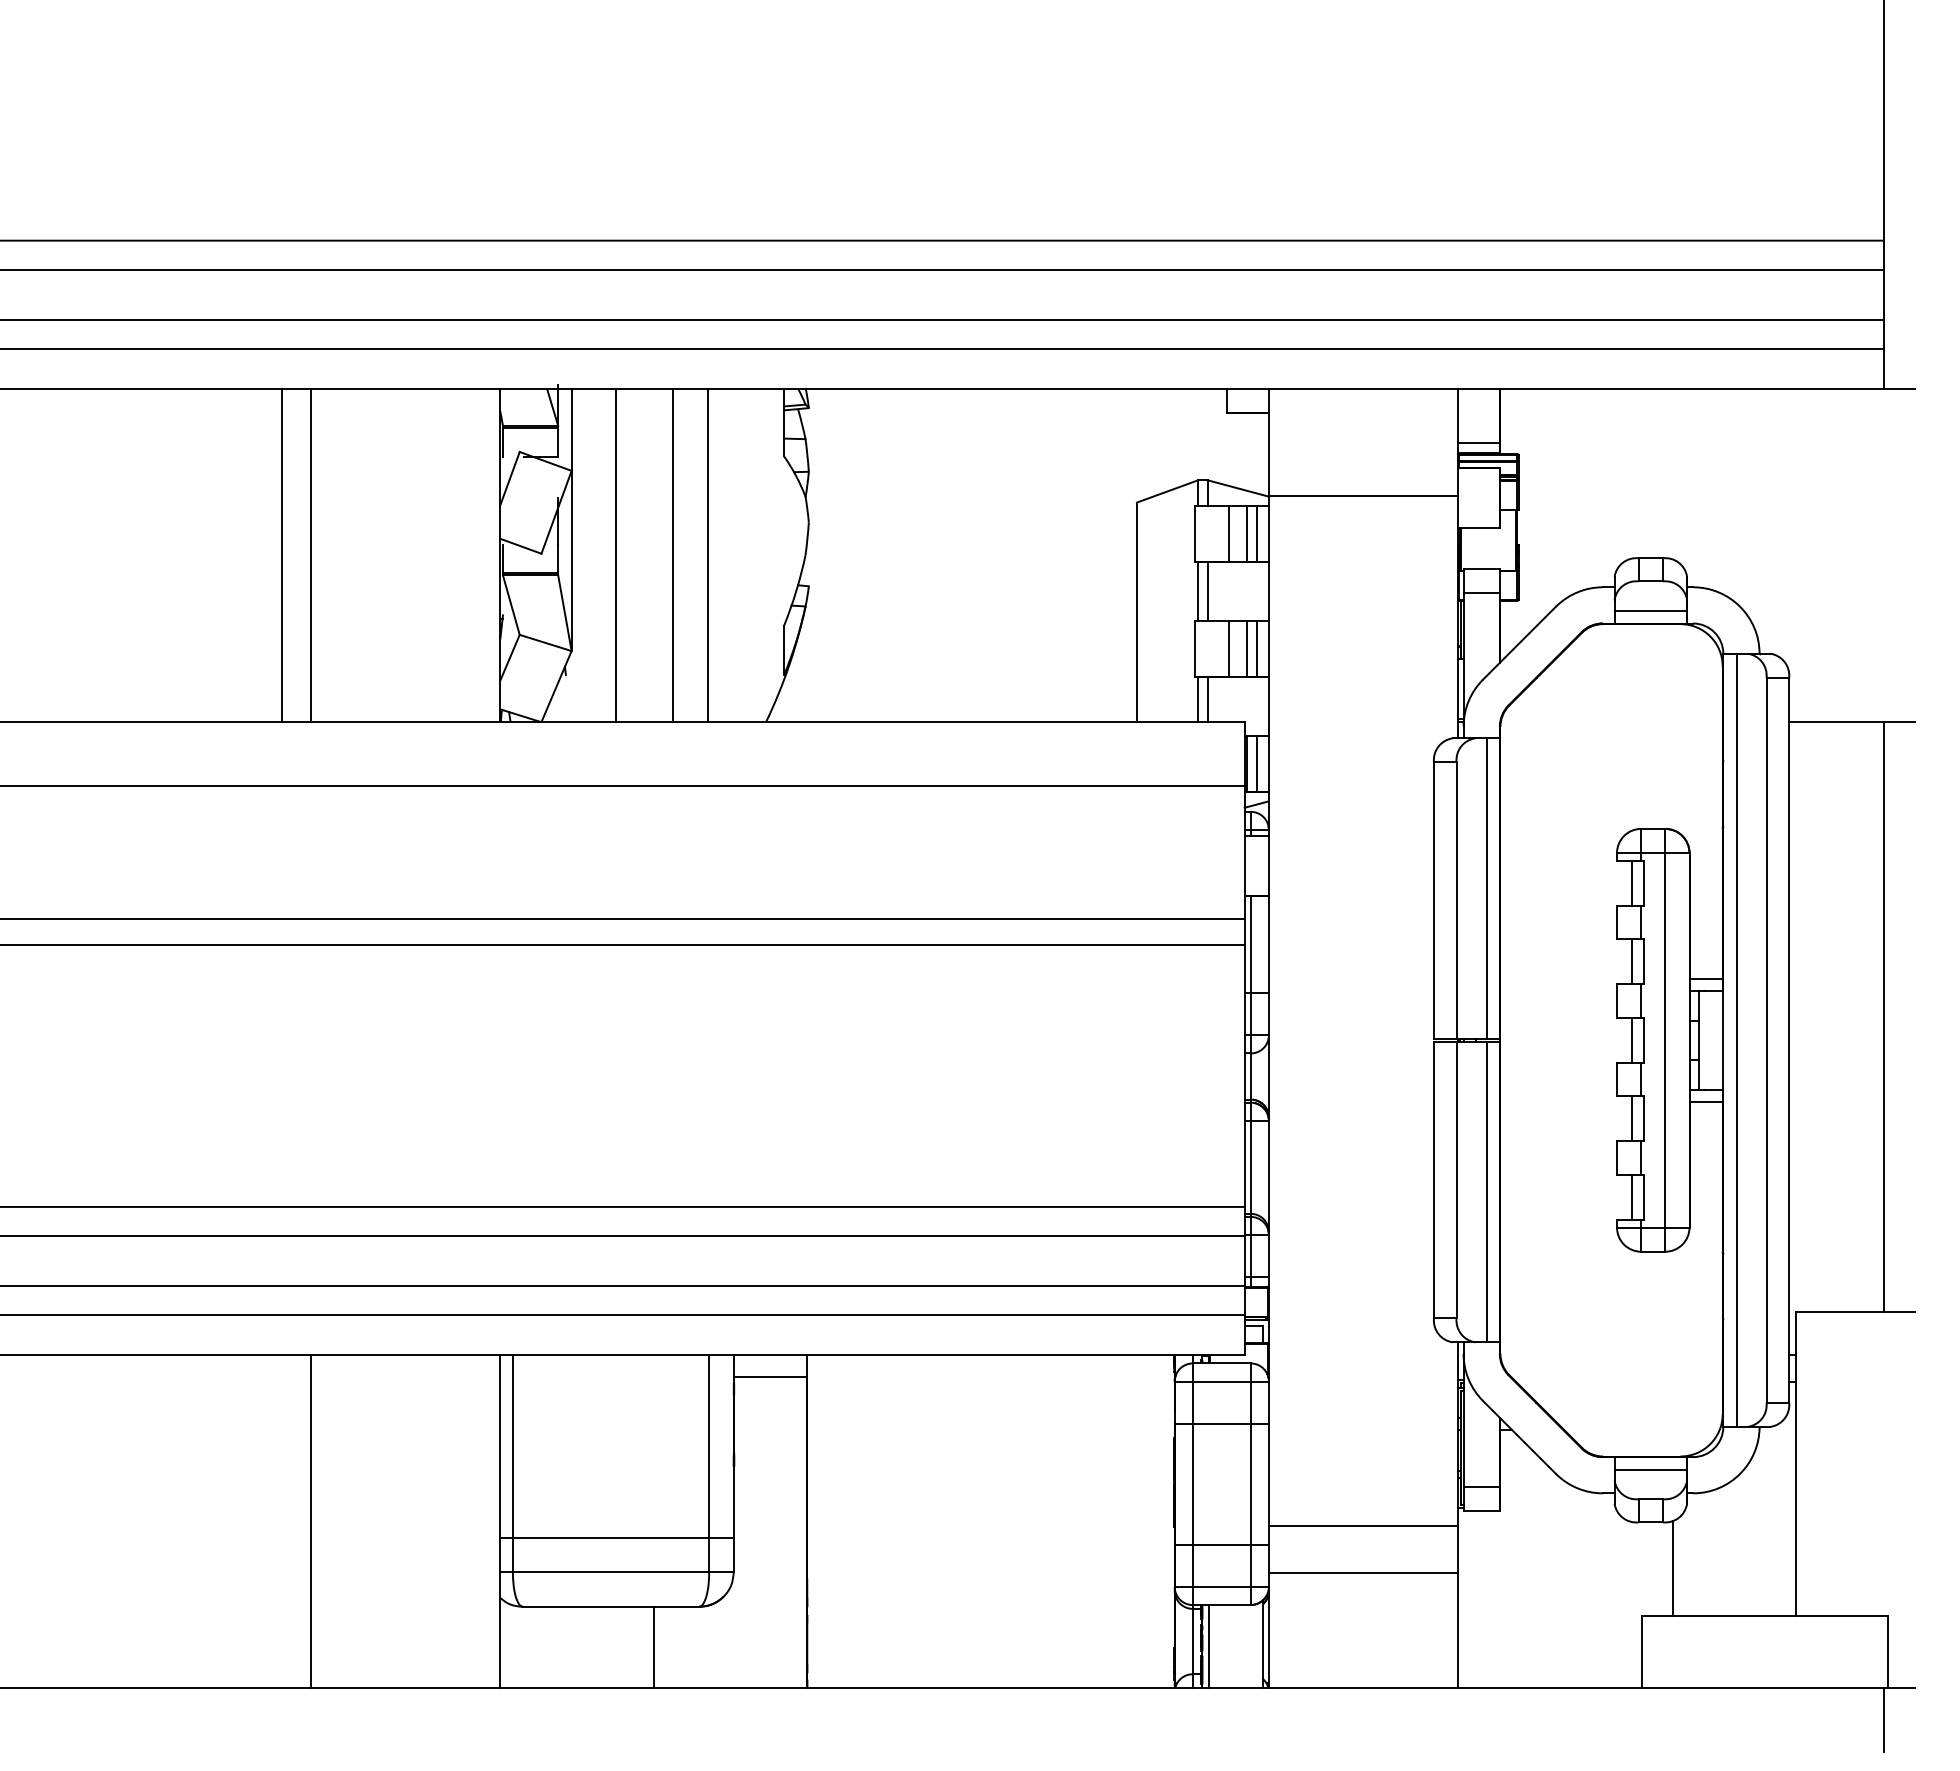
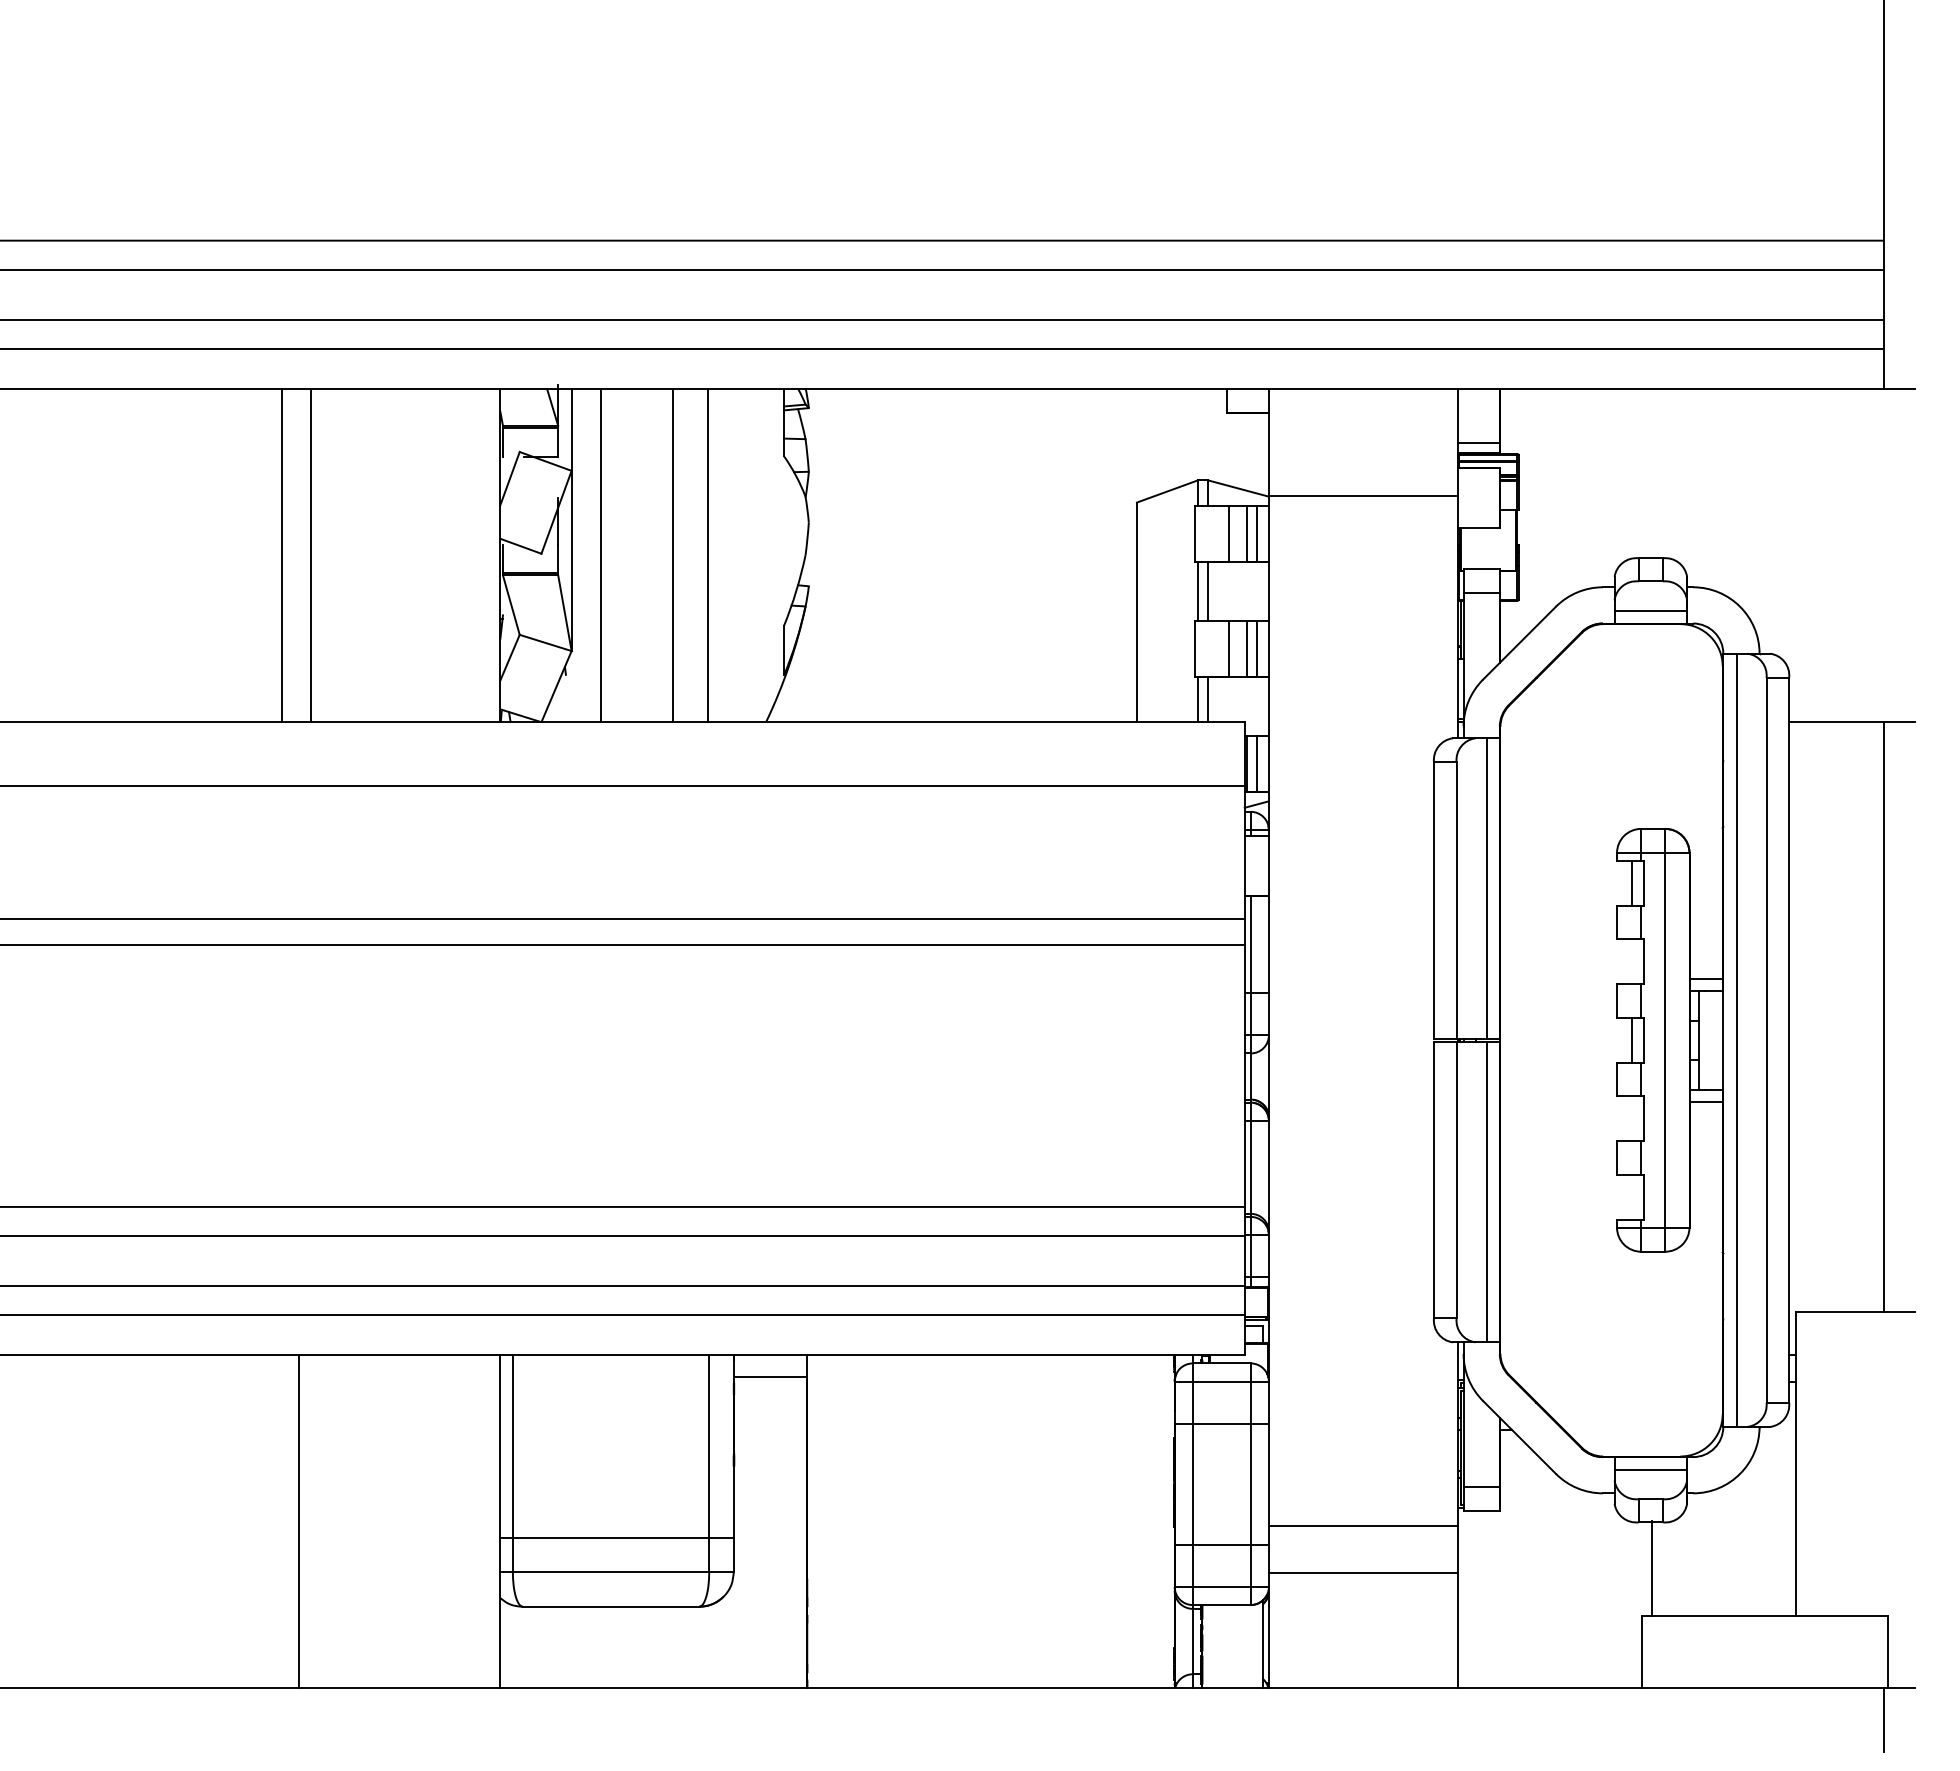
line position: (615, 555) -> (600, 555) (600, 555)
line: present -> none (1631, 961)
line: present -> none (1631, 1118)
line: present -> none (1631, 1197)
line position: (310, 1521) -> (298, 1521) (298, 1521)
line position: (1672, 1567) -> (1651, 1567) (1651, 1567)
line: present -> none (1208, 1646)
line: present -> none (653, 1647)
